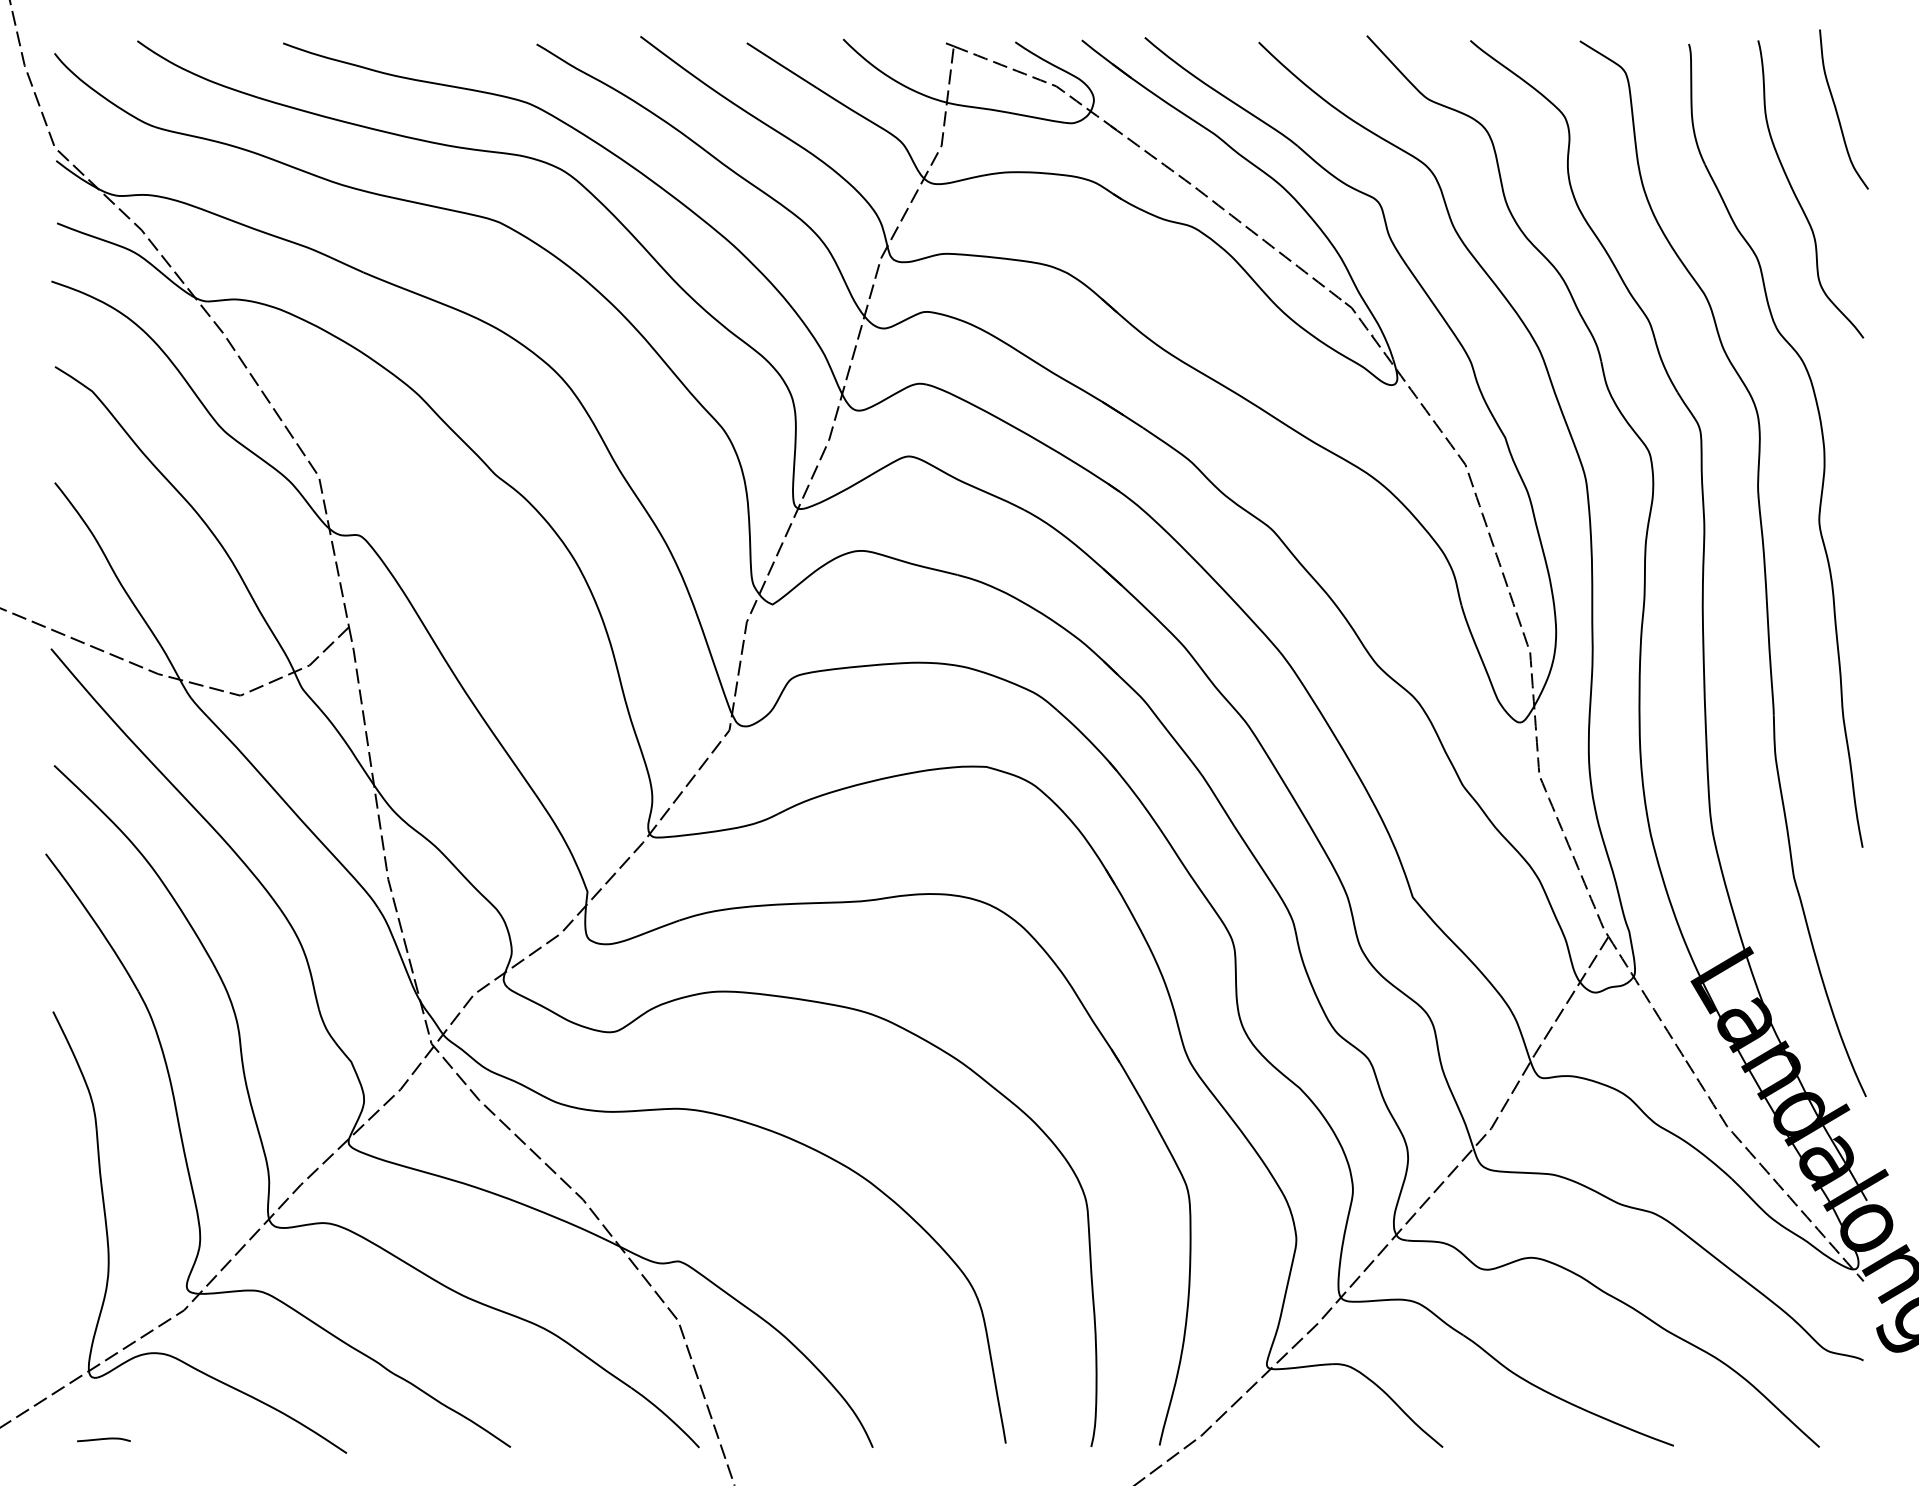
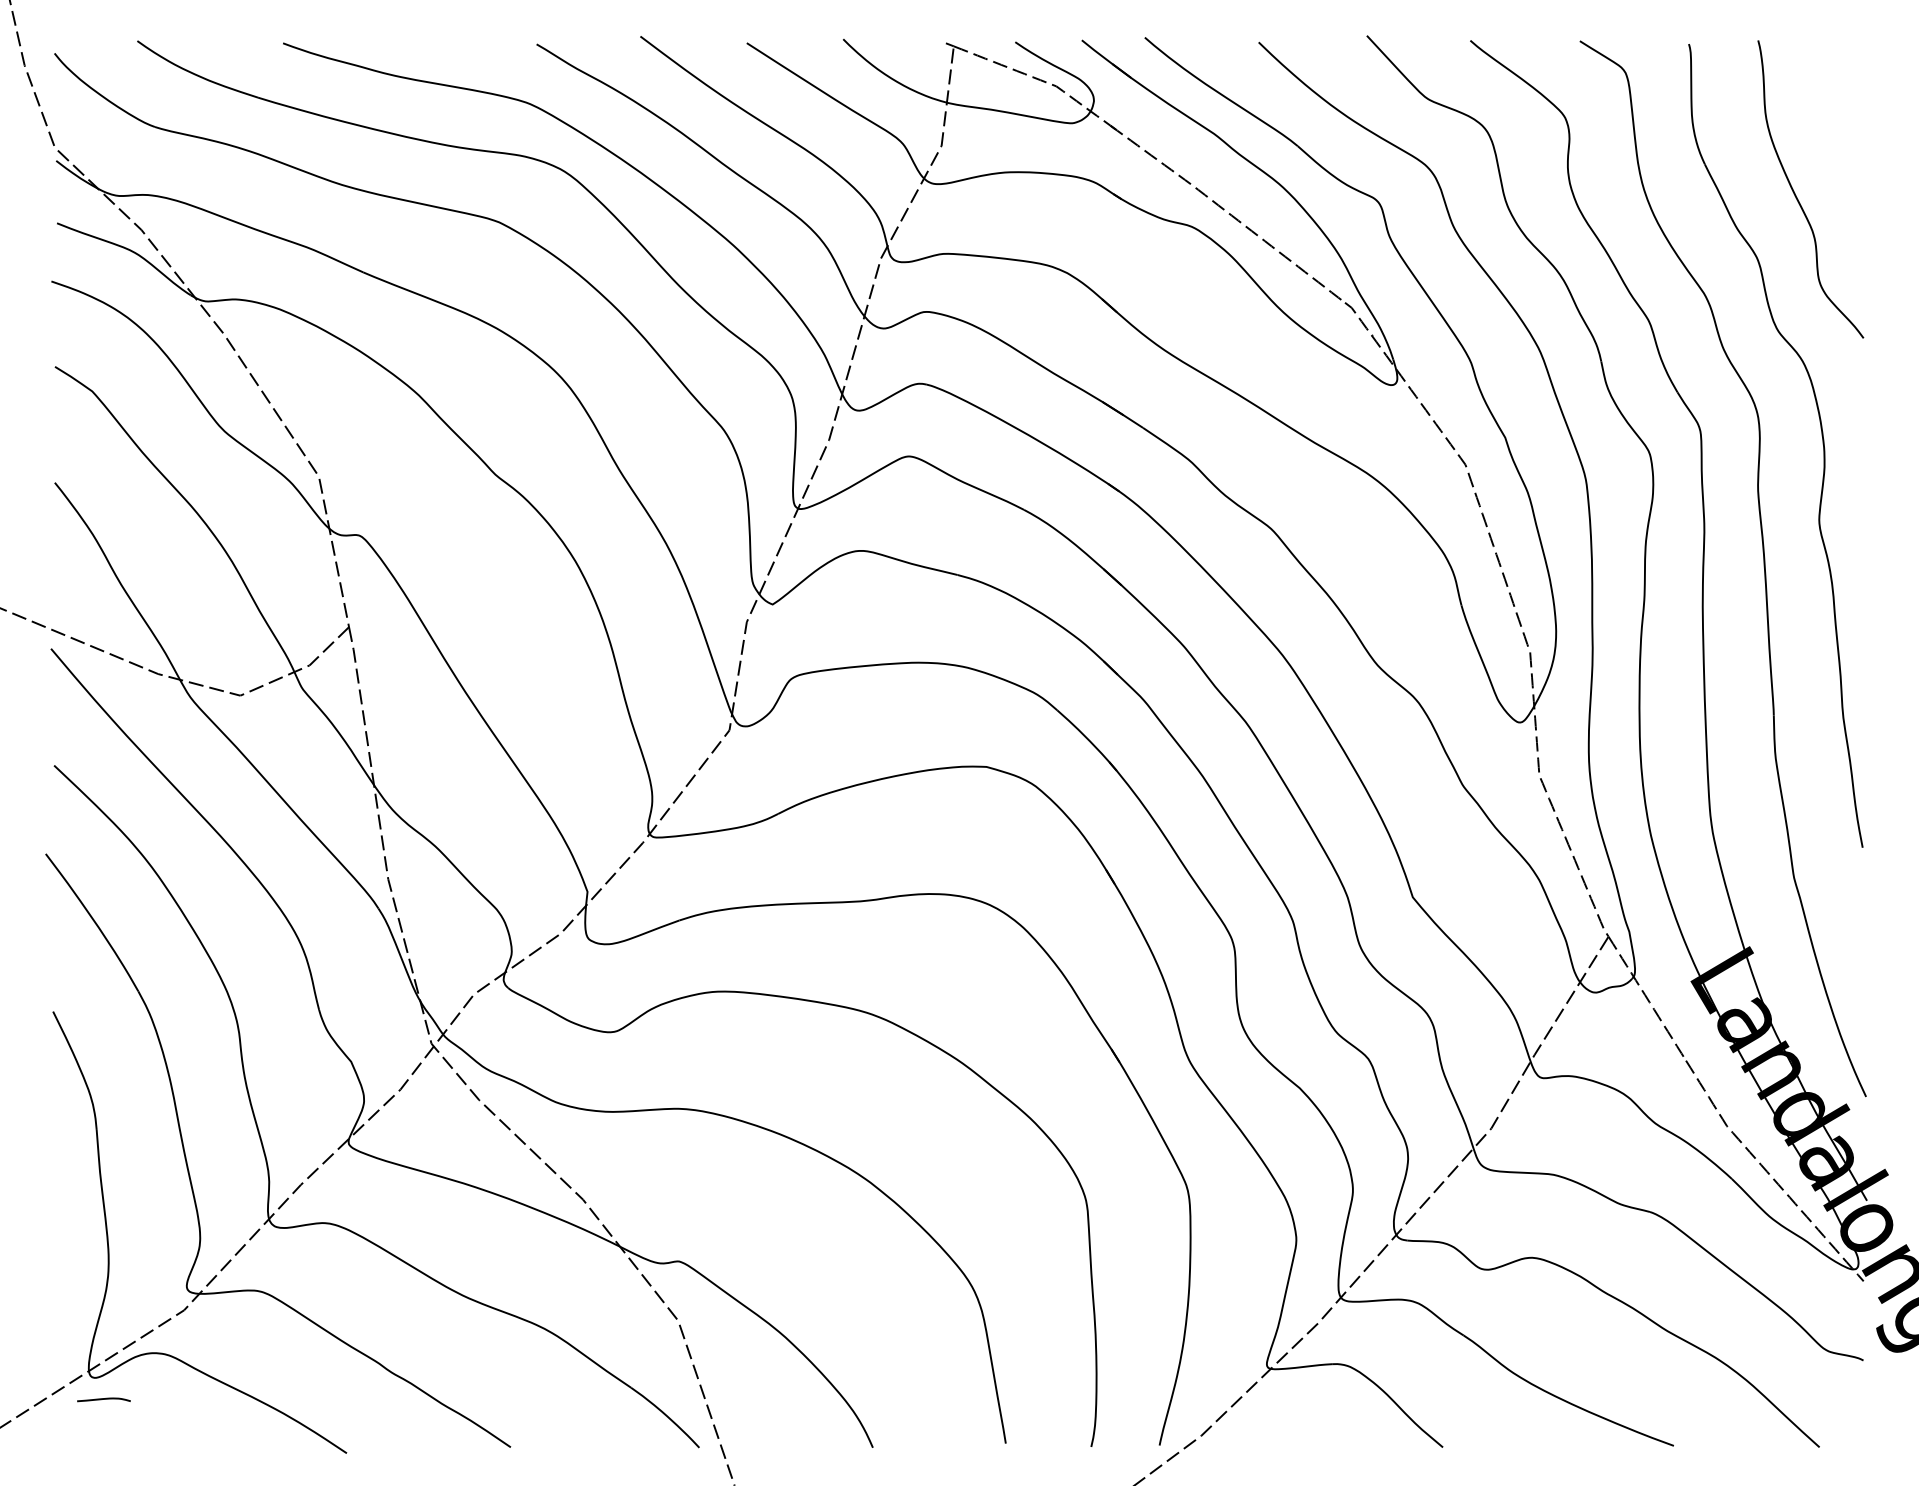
curve: present -> none (1837, 110)
curve position: (103, 1439) -> (103, 1399) (103, 1399)
